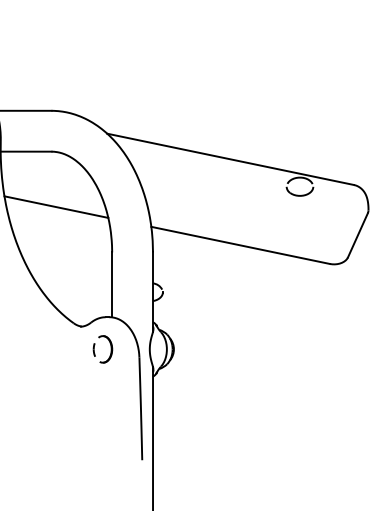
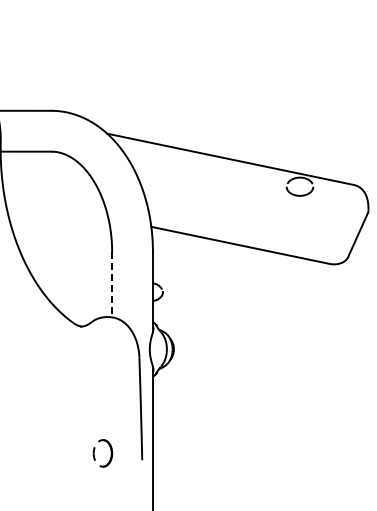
line: present -> none (56, 206)
line: solid -> dashed (112, 285)
part position: (94, 349) -> (94, 453) (94, 453)
